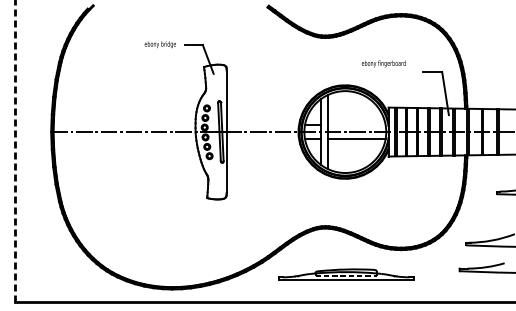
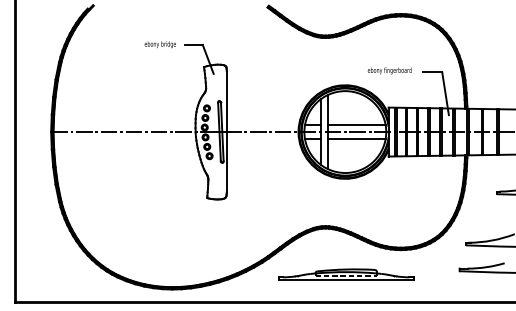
text position: (383, 63) -> (389, 70) (389, 70)
line: none -> present (356, 125)
line: dashed -> solid (15, 150)
